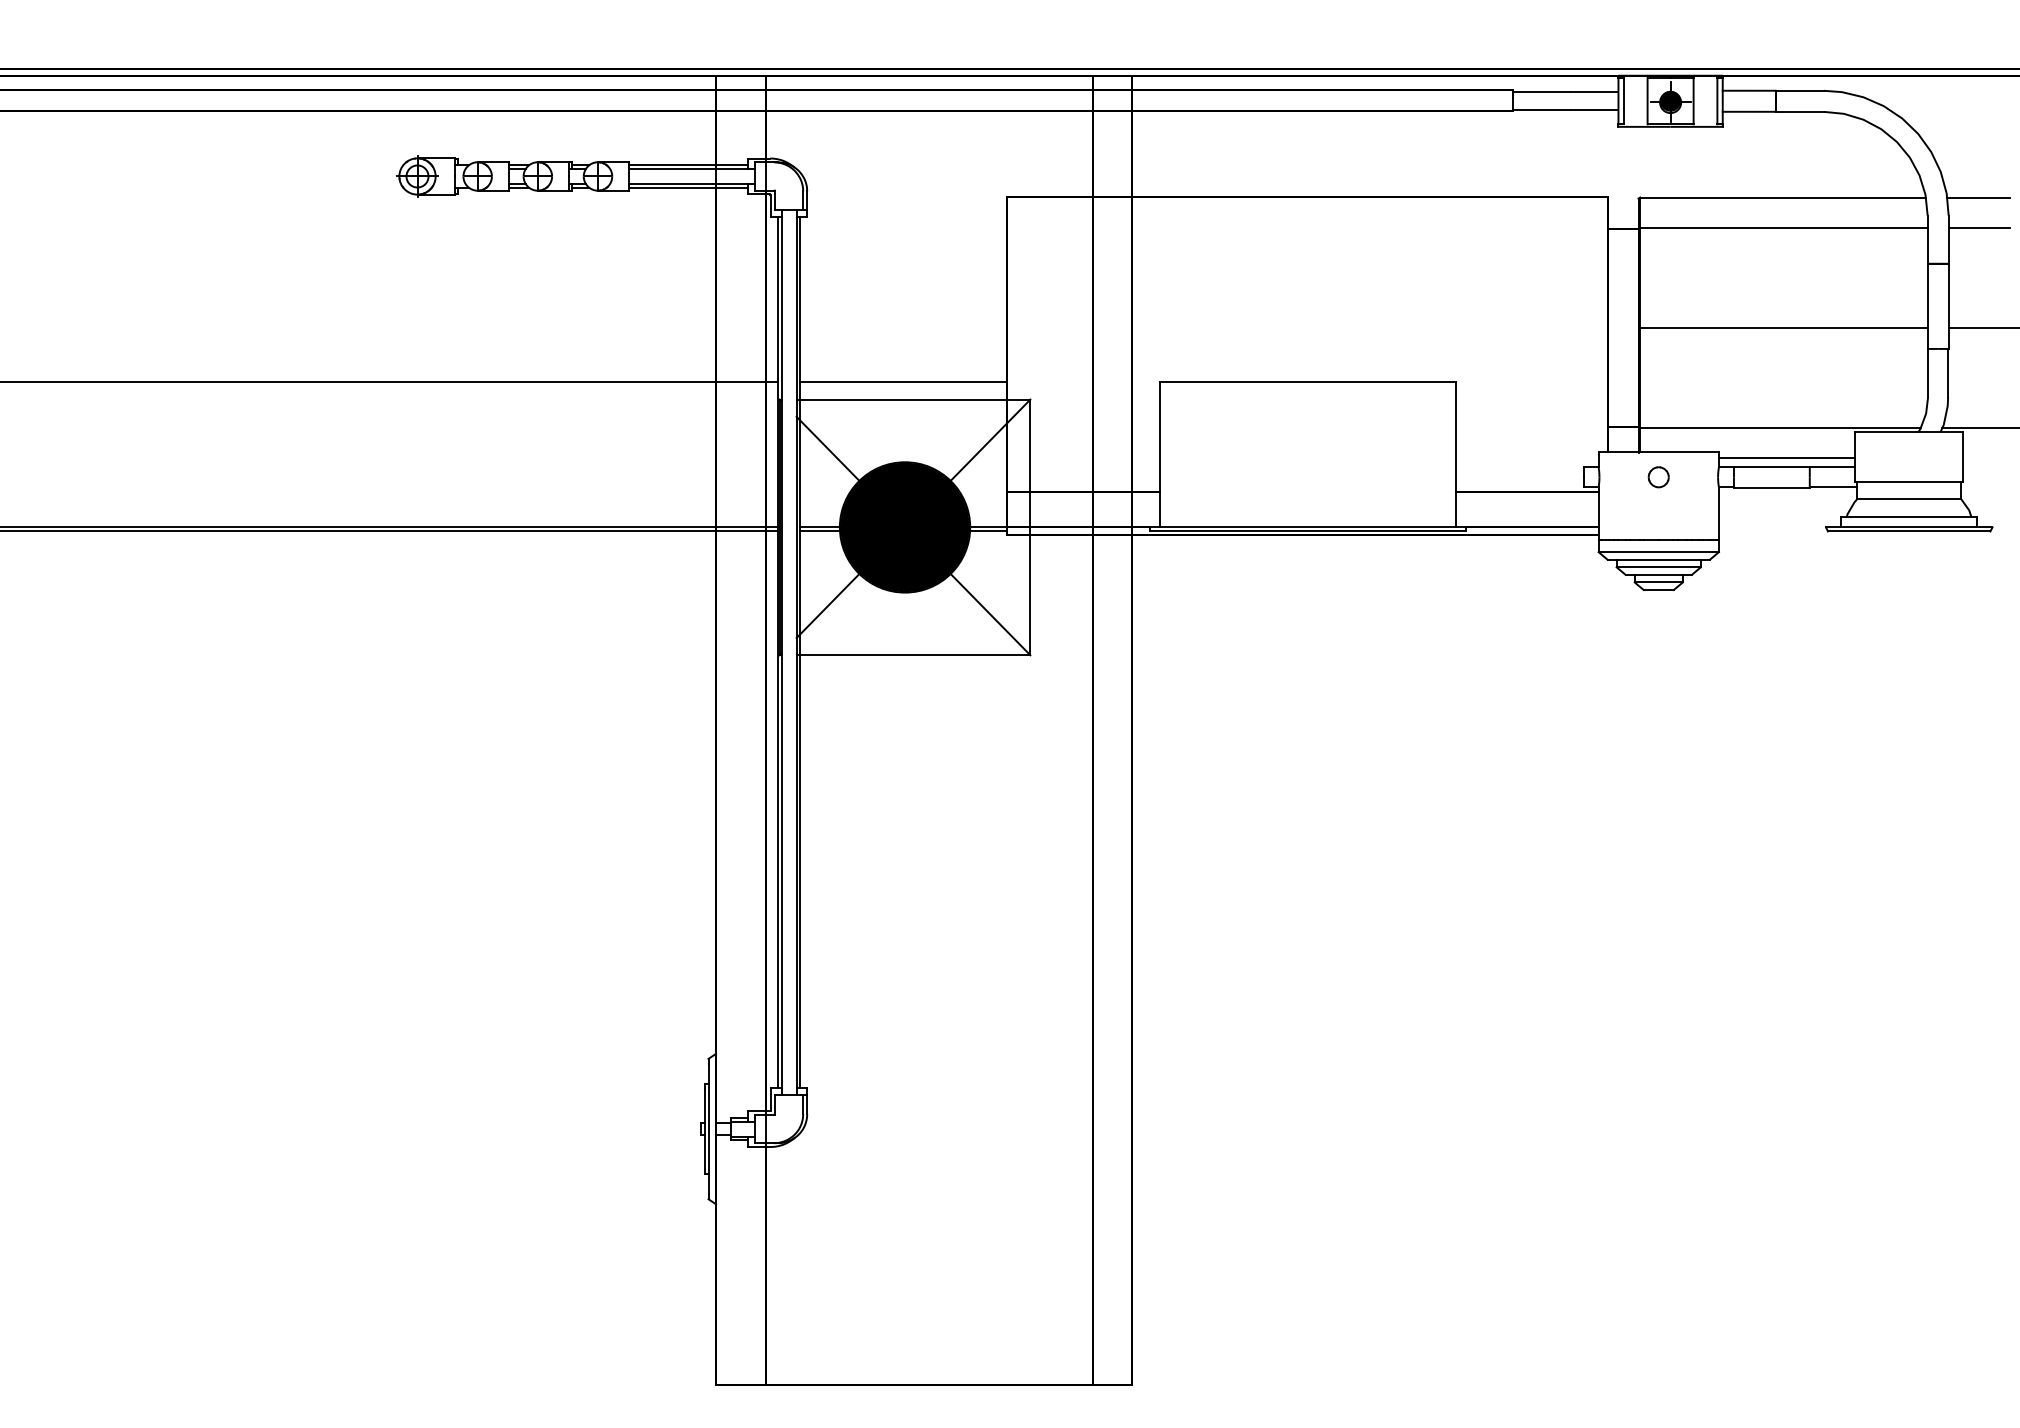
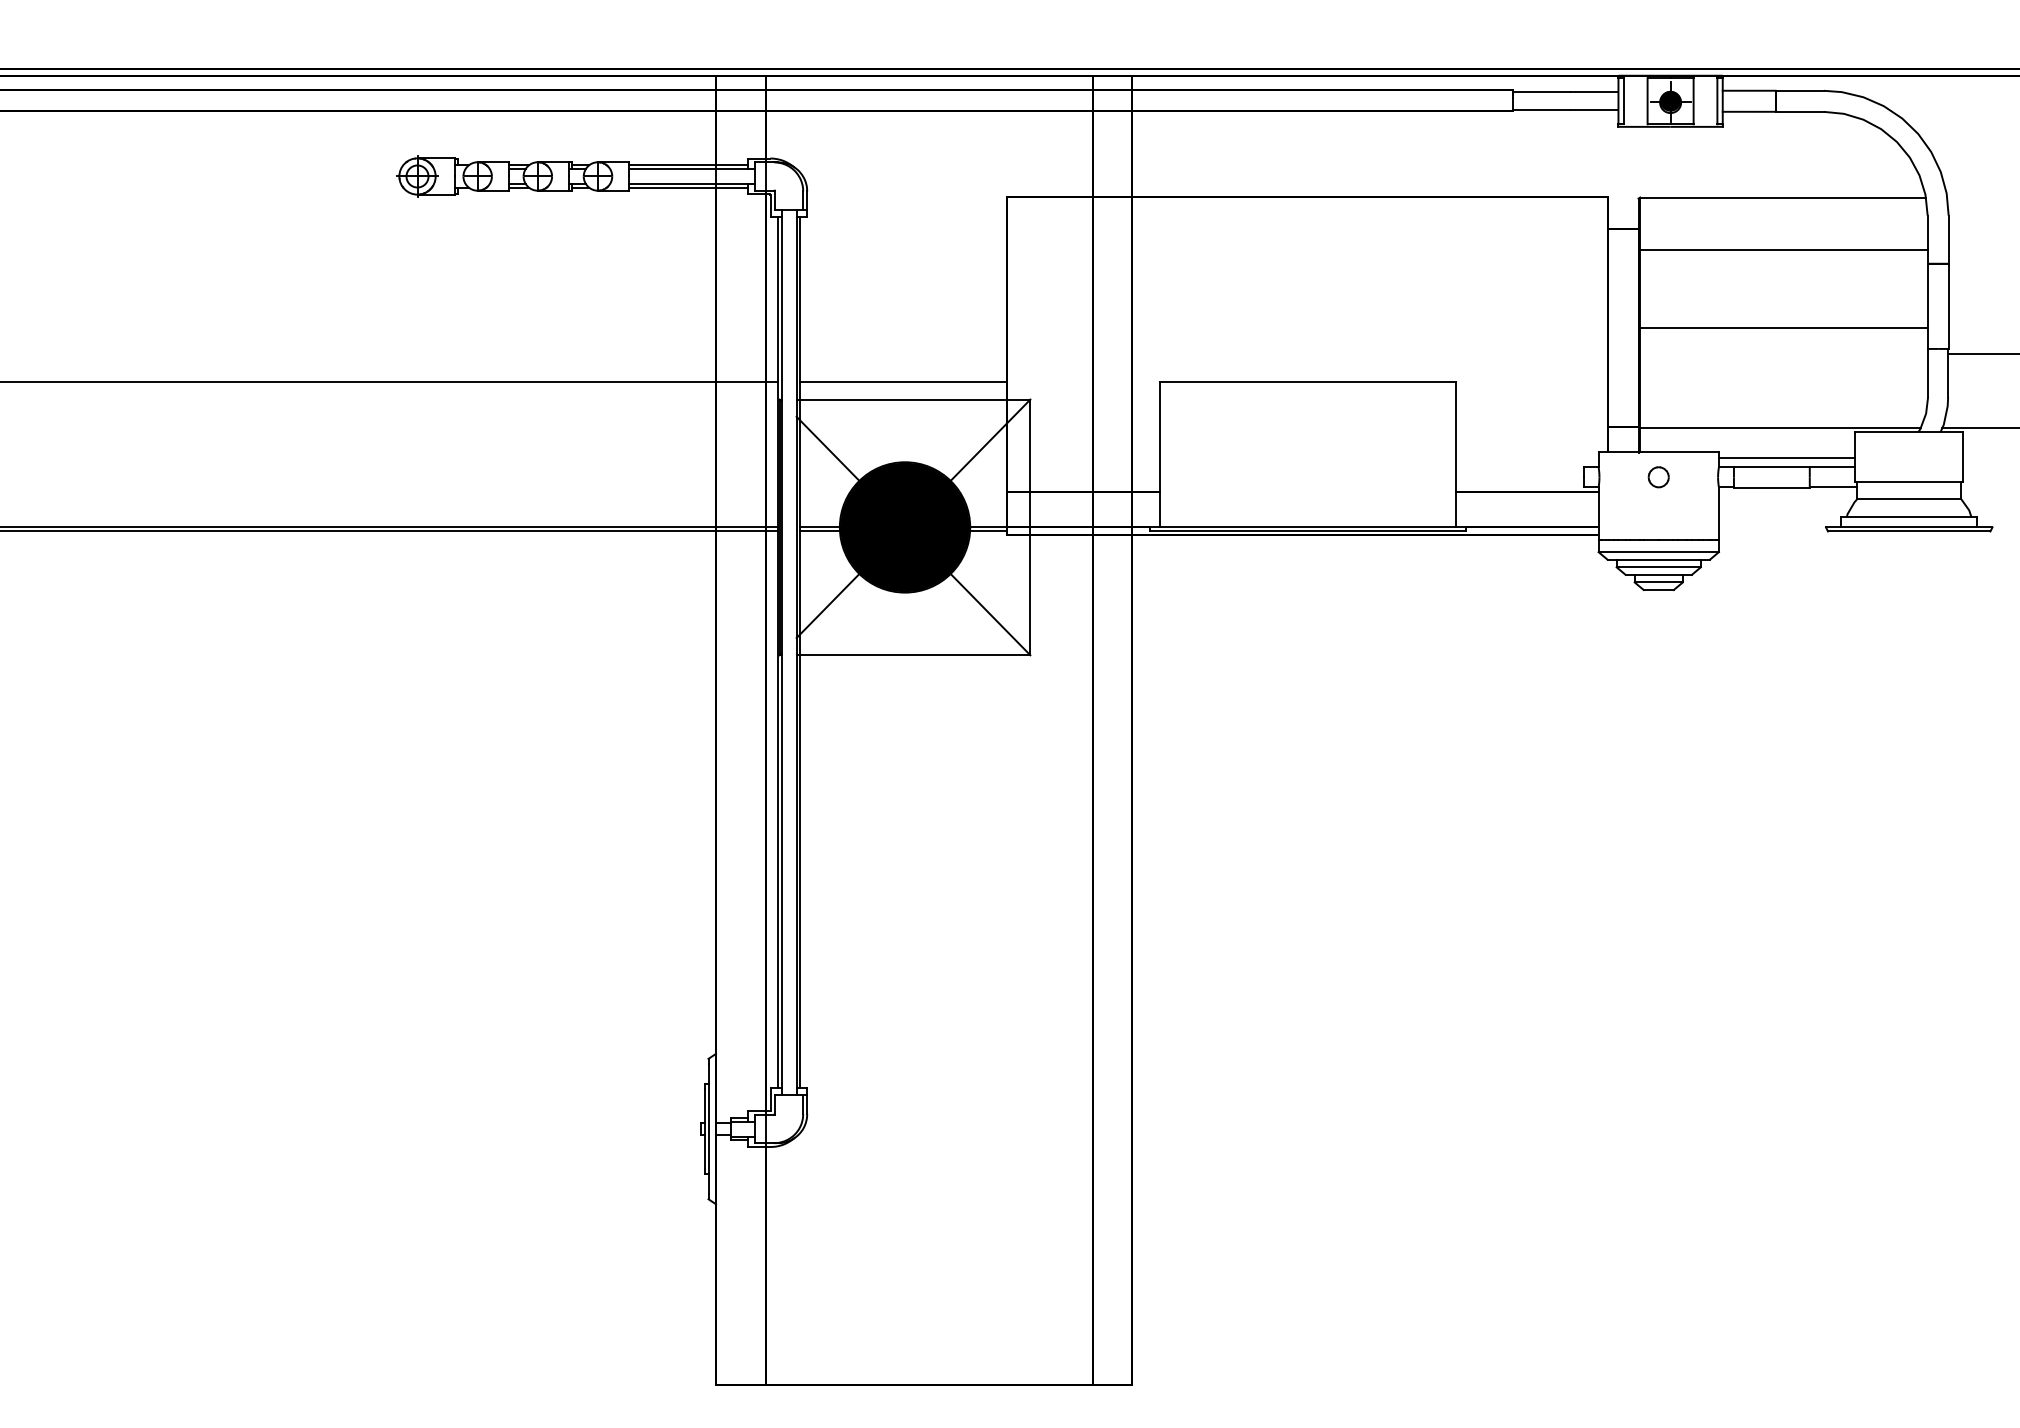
line: present -> none (1978, 197)
line position: (1783, 227) -> (1783, 249) (1783, 249)
line: present -> none (1978, 227)
line position: (1982, 327) -> (1982, 353) (1982, 353)
